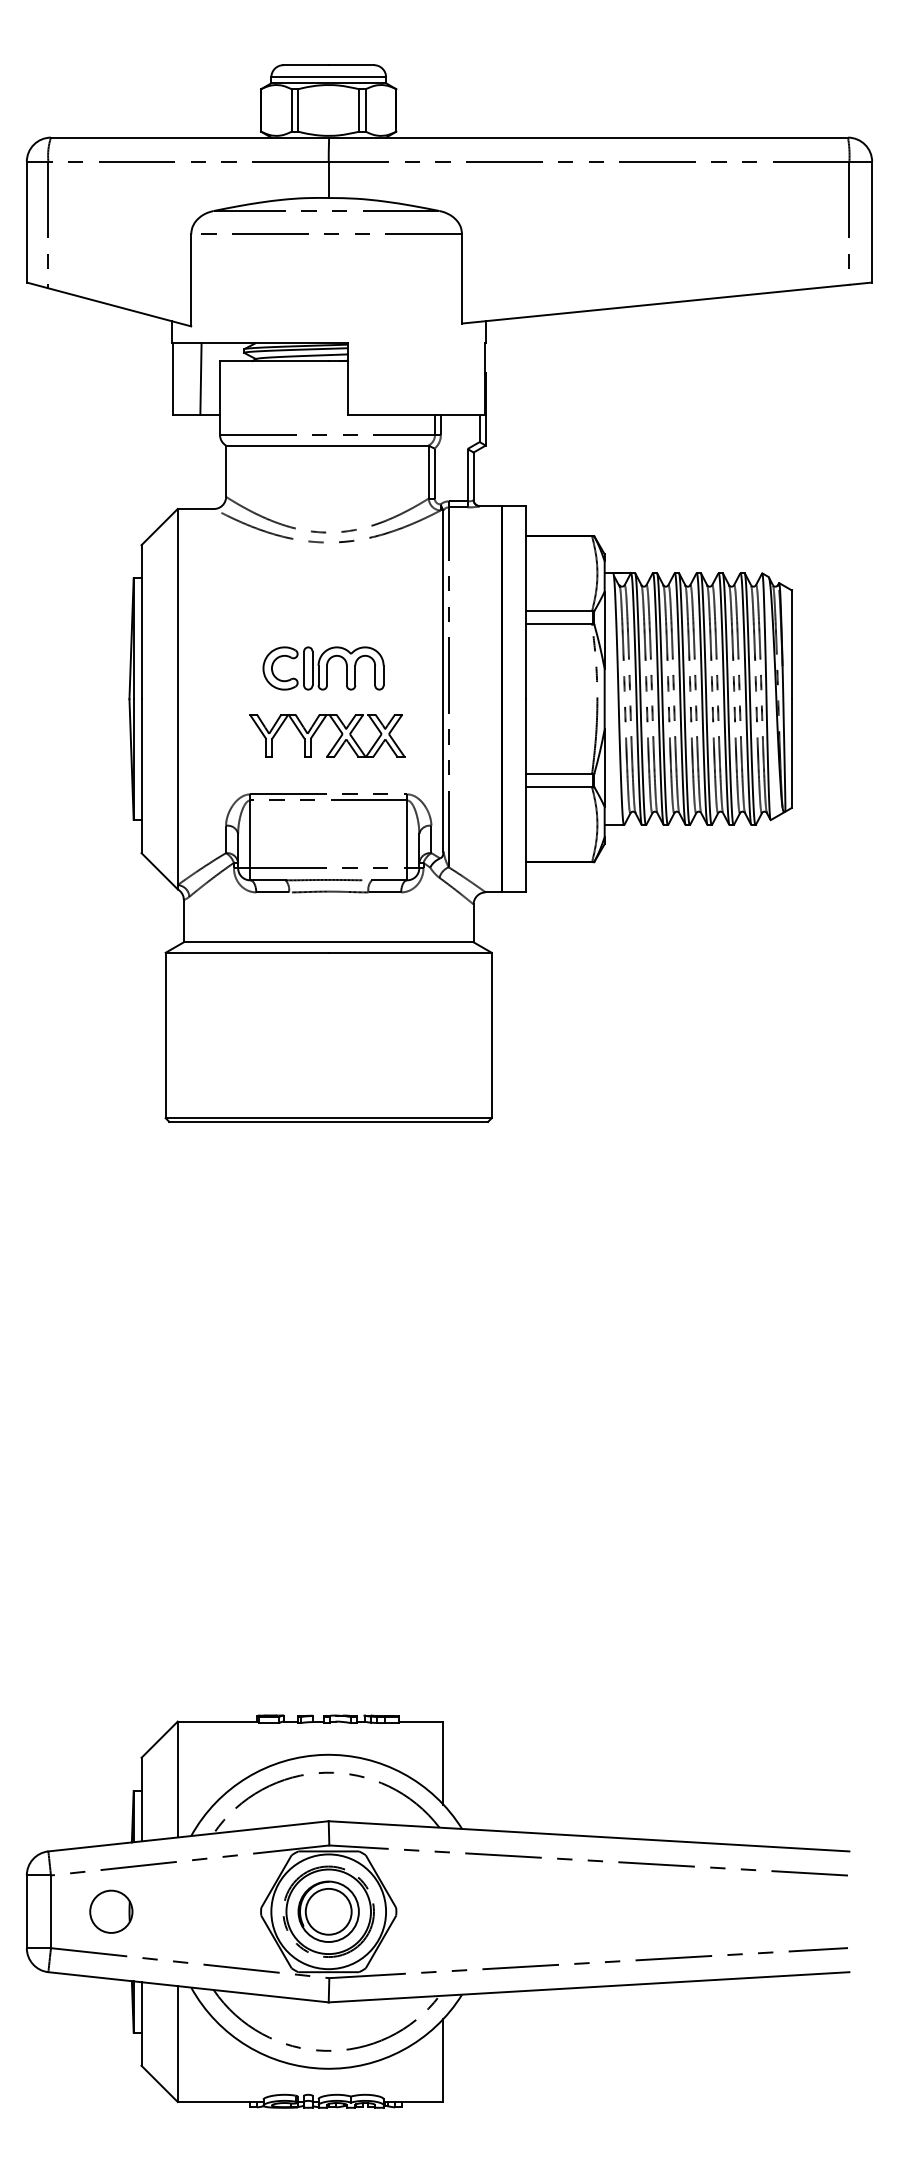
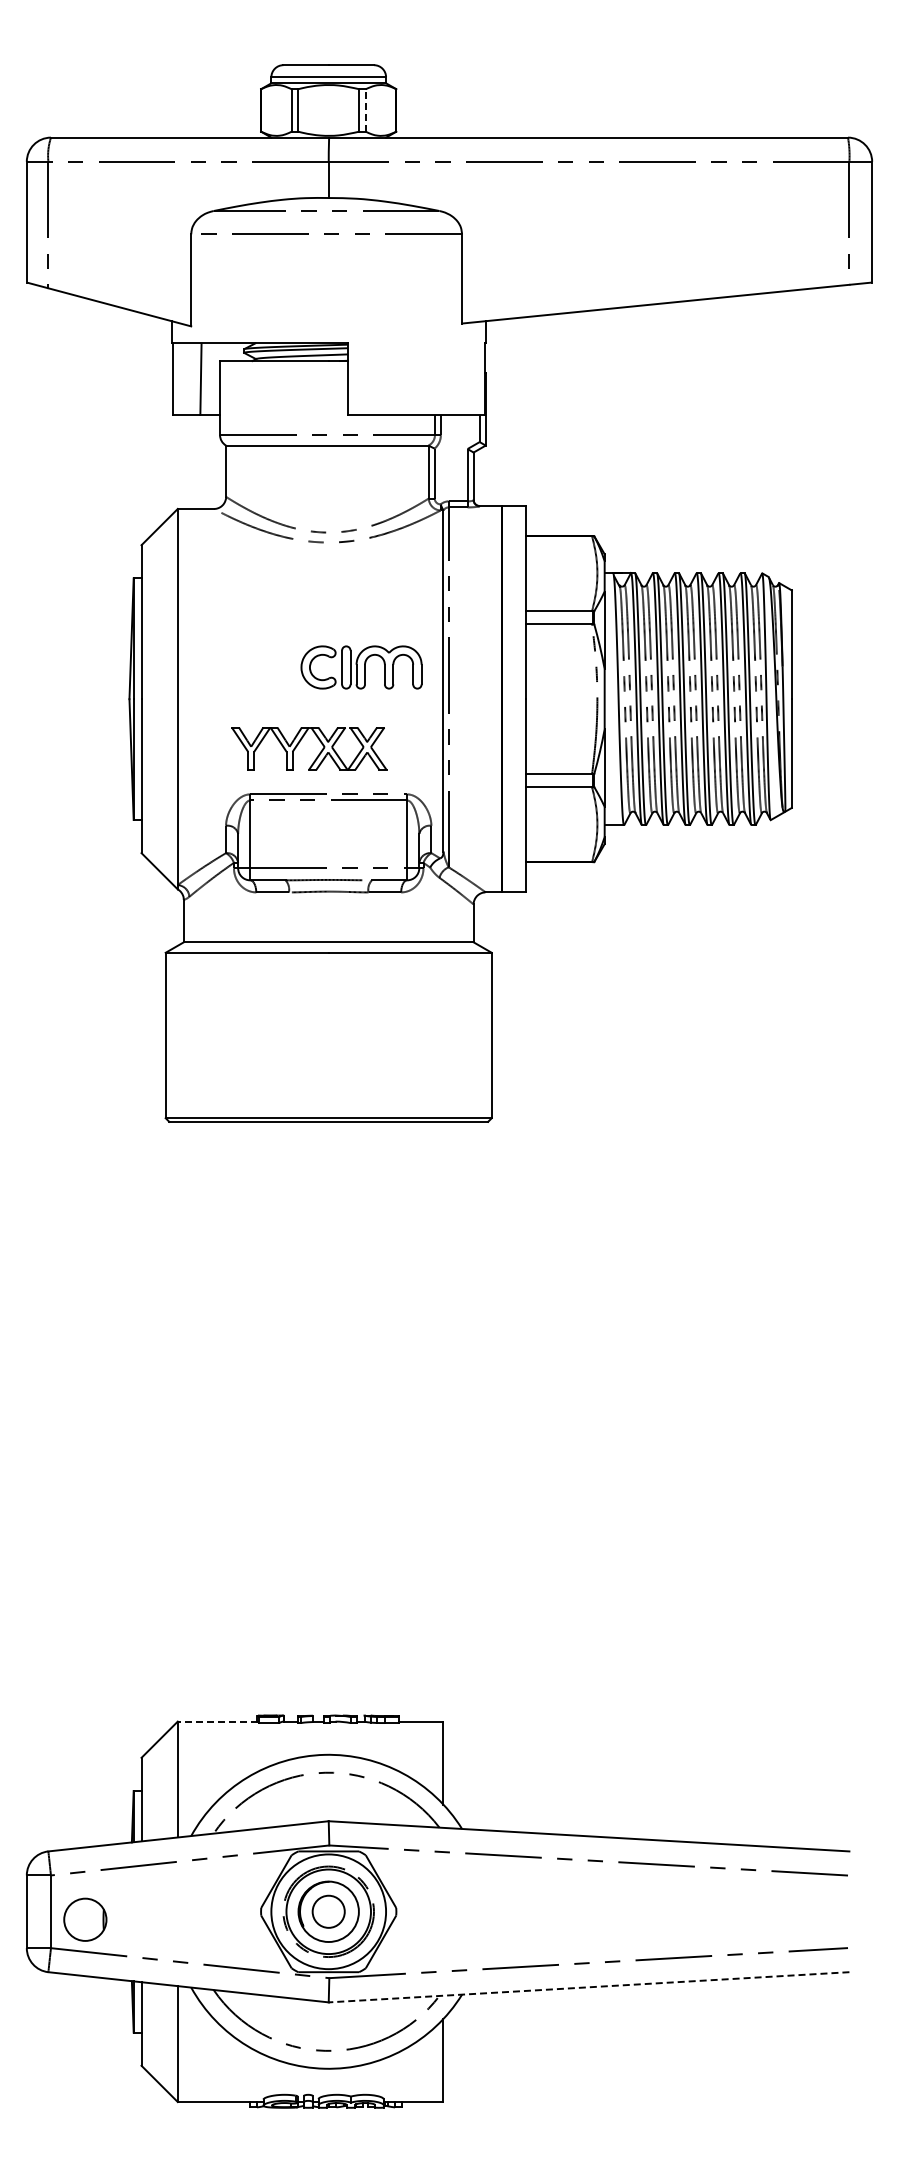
line: solid -> dashed (365, 109)
part position: (323, 668) -> (361, 667) (361, 667)
part position: (335, 742) -> (317, 755) (317, 755)
line: solid -> dashed (217, 1721)
part position: (111, 1911) -> (85, 1919) (85, 1919)
circle diameter: 46 px -> 32 px (328, 1911)
line: solid -> dashed (589, 1987)
